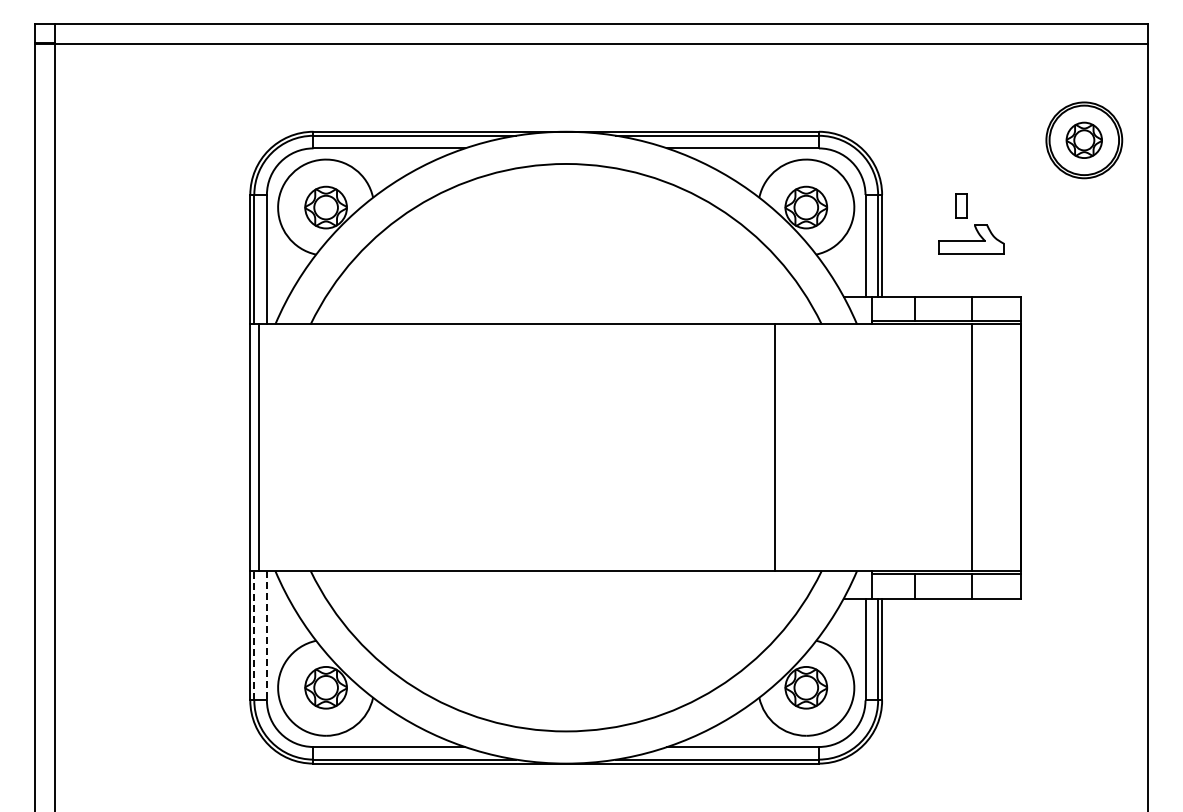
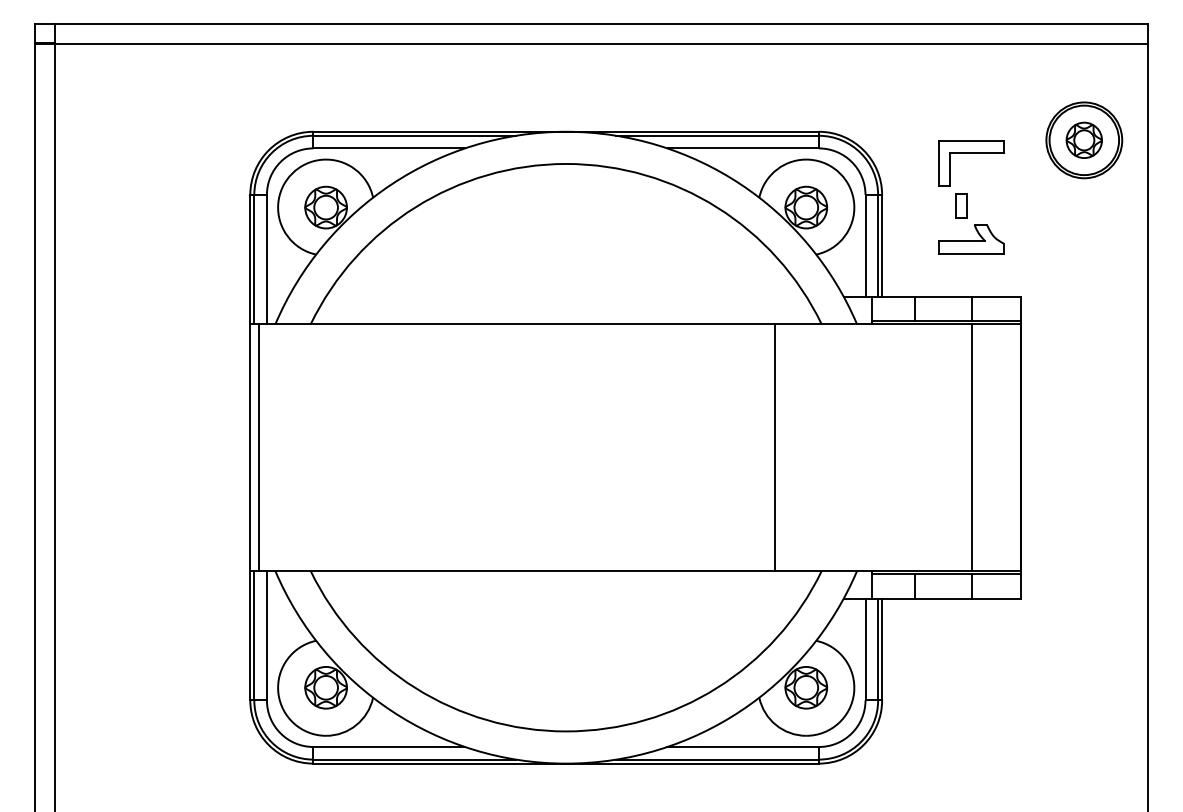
part: none -> present (971, 153)
line: dashed -> solid (254, 635)
line: dashed -> solid (266, 635)
